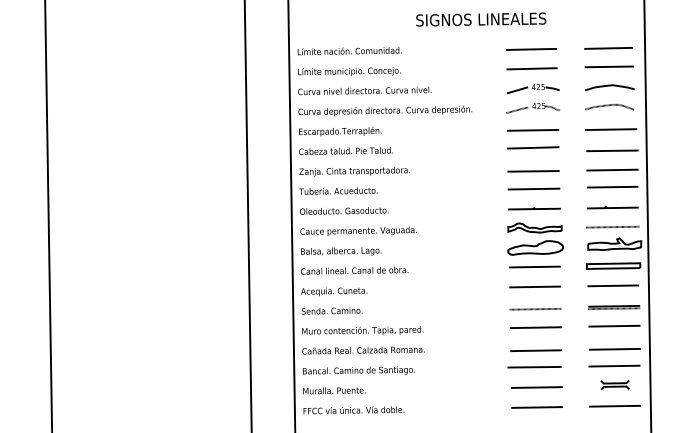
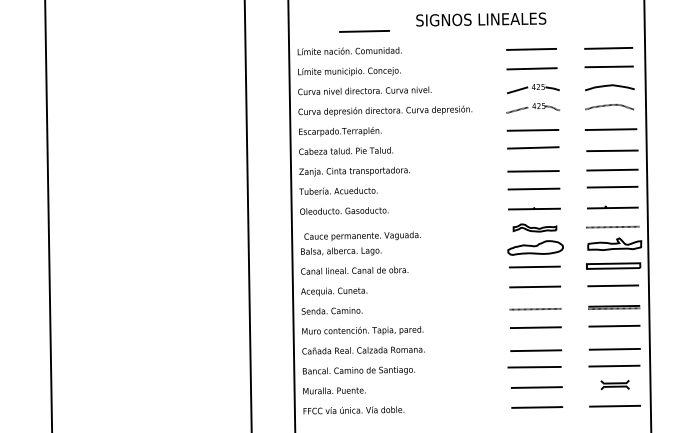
line: none -> present (364, 31)
part size: 56x12 px -> 46x10 px (534, 227)
text position: (358, 230) -> (362, 235) (362, 235)
